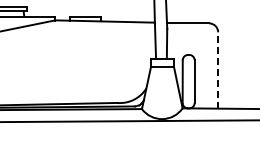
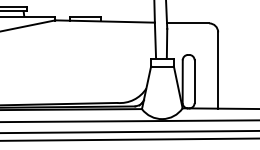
line: dashed -> solid (218, 70)
line: none -> present (129, 131)
line: none -> present (129, 139)
